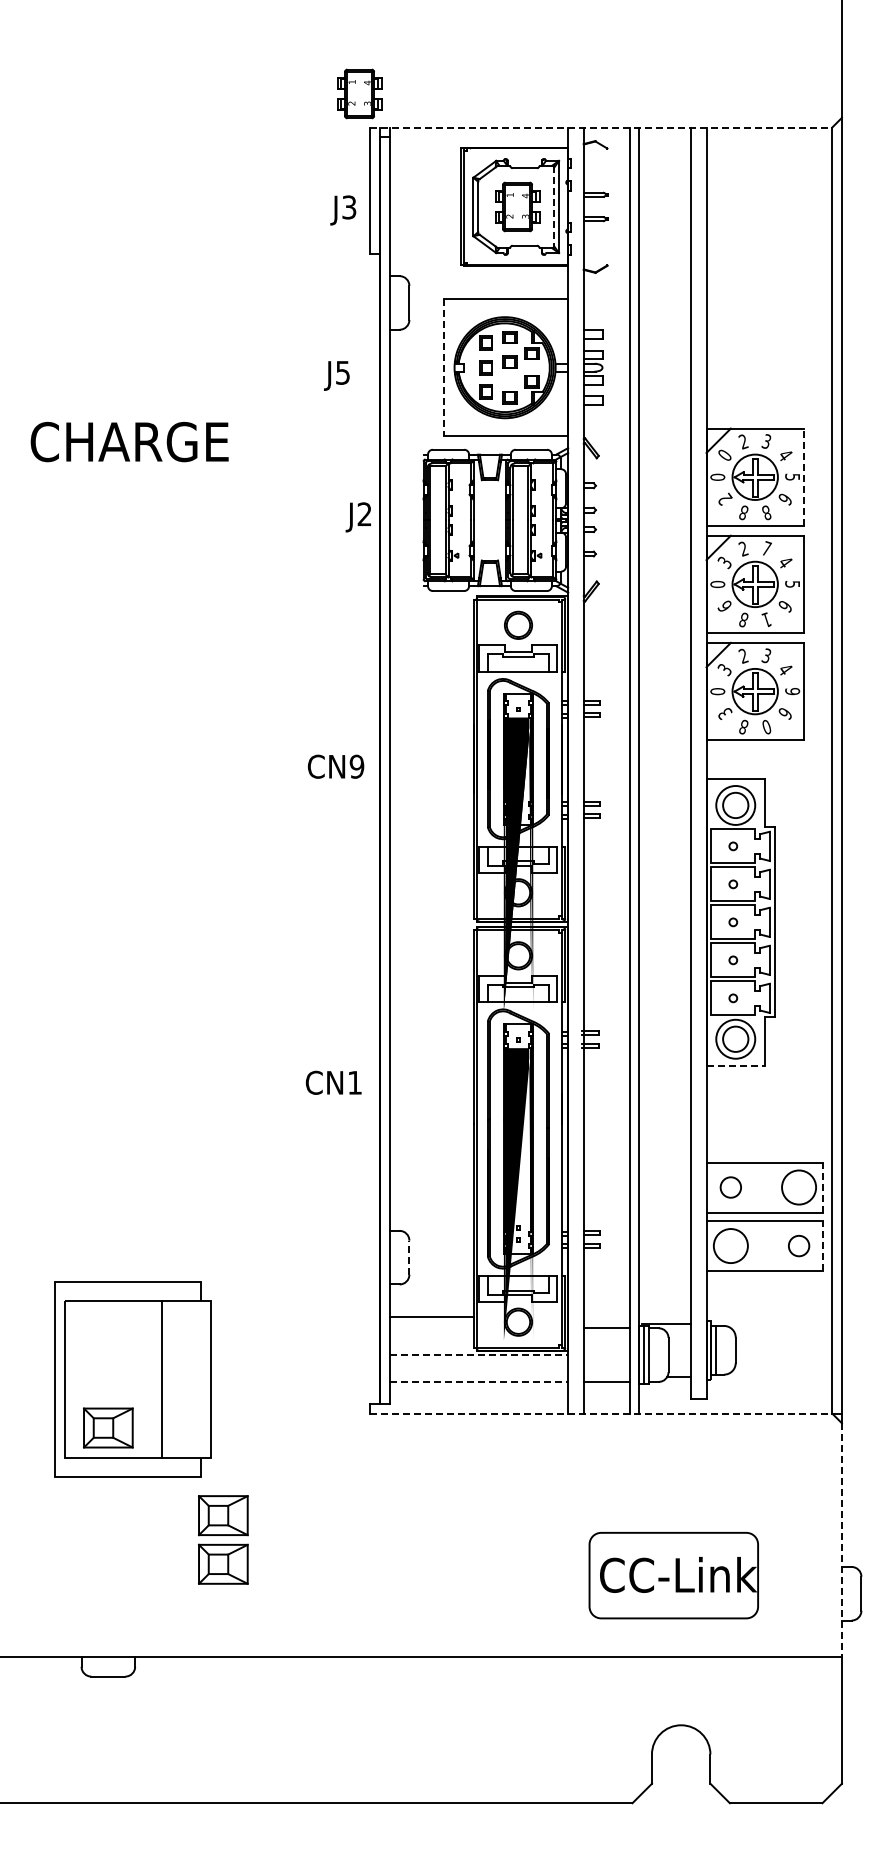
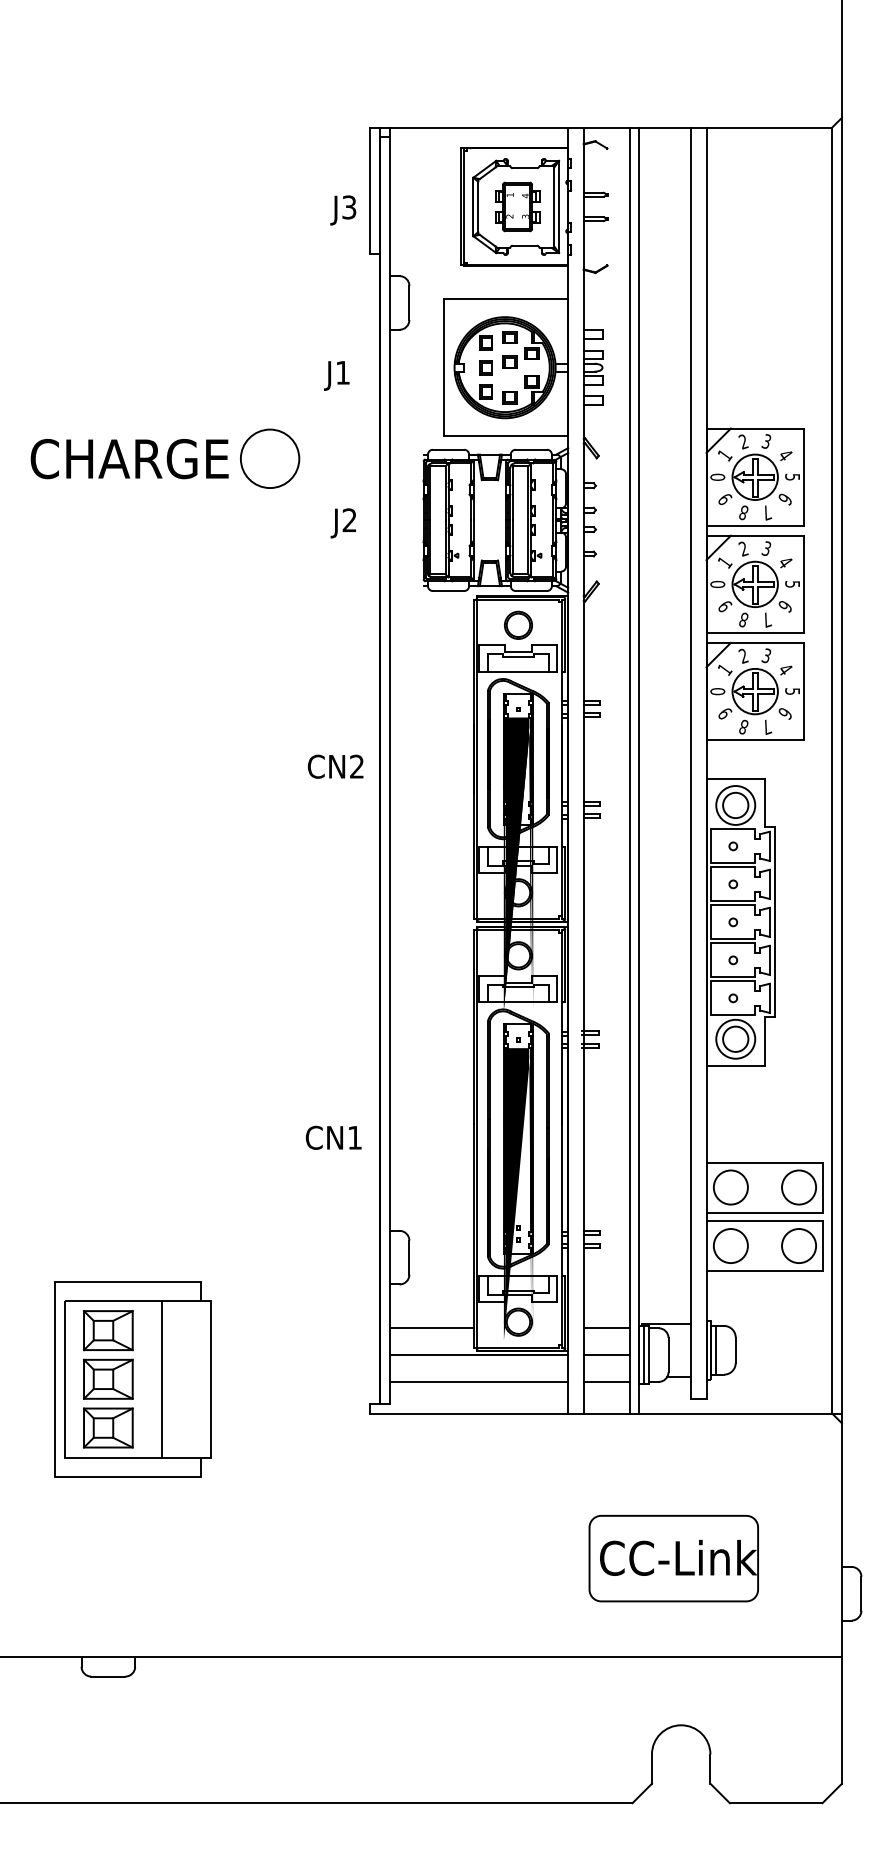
part: present -> none (359, 93)
line: dashed -> solid (601, 127)
line: dashed -> solid (554, 207)
line: dashed -> solid (443, 367)
text: J5 -> J1 (342, 372)
text position: (129, 442) -> (129, 459) (129, 459)
text: 0 -> 1 (725, 455)
circle: none -> present (270, 458)
line: dashed -> solid (803, 477)
text: 2 -> 9 (725, 498)
text: 8 -> 7 (767, 512)
text position: (357, 517) -> (342, 523) (342, 523)
text: 7 -> 3 (766, 548)
text: 3 -> 1 (724, 562)
text: 6 -> 9 (724, 606)
text: 1 -> 7 (766, 619)
text: 3 -> 1 (724, 670)
text: 9 -> 5 (792, 691)
text: 3 -> 9 (725, 714)
text: 0 -> 7 (767, 726)
text: CN9 -> CN2 (356, 766)
line: dashed -> solid (736, 1066)
text position: (333, 1082) -> (333, 1137) (333, 1137)
circle diameter: 20 px -> 34 px (730, 1187)
line: dashed -> solid (823, 1187)
circle diameter: 20 px -> 34 px (799, 1246)
line: dashed -> solid (823, 1245)
line: dashed -> solid (409, 1257)
line position: (431, 1317) -> (431, 1328) (431, 1328)
line: dashed -> solid (479, 1355)
line: none -> present (606, 1355)
line: dashed -> solid (479, 1381)
line: dashed -> solid (601, 1413)
part position: (223, 1539) -> (108, 1354) (108, 1354)
line: dashed -> solid (841, 1540)
part position: (673, 1575) -> (673, 1558) (673, 1558)
